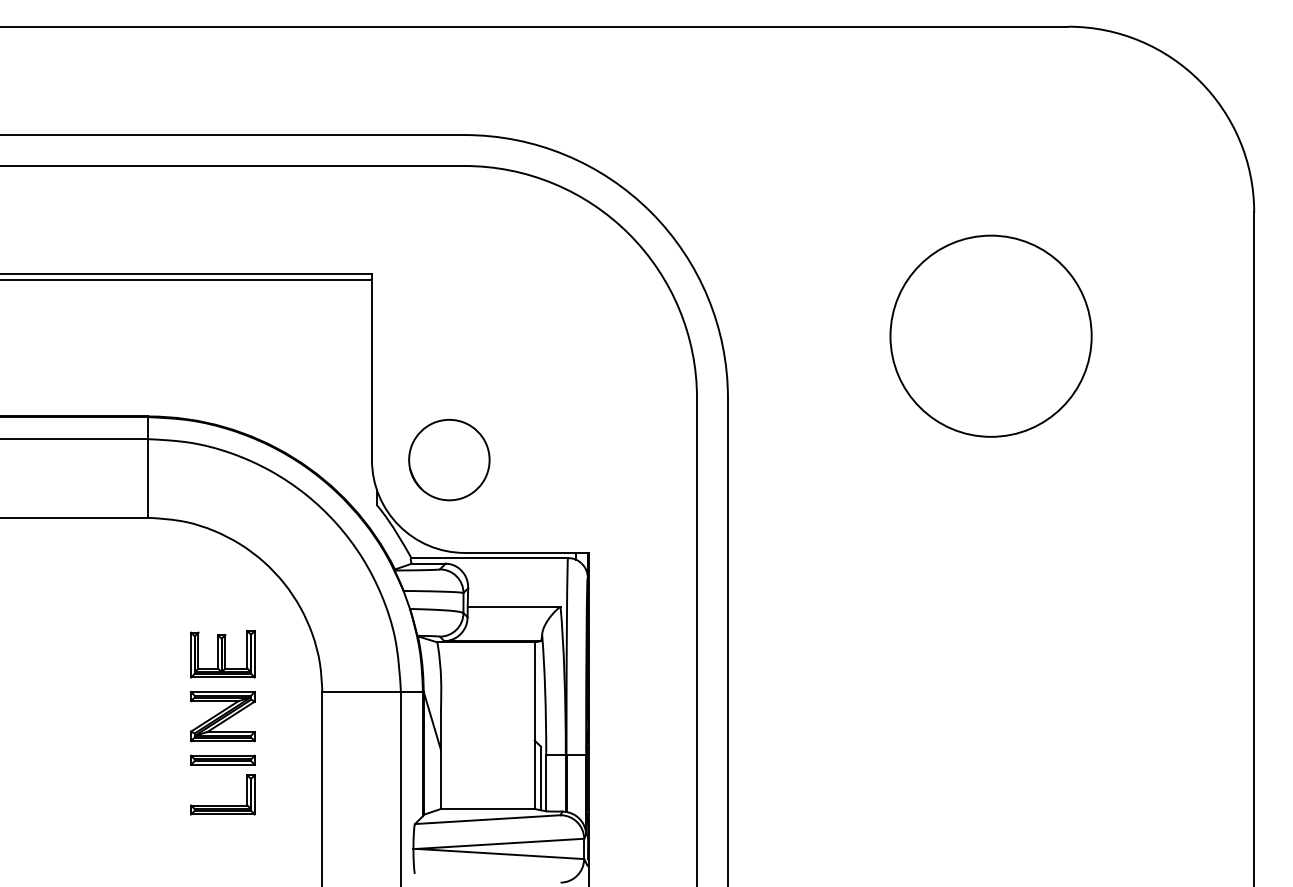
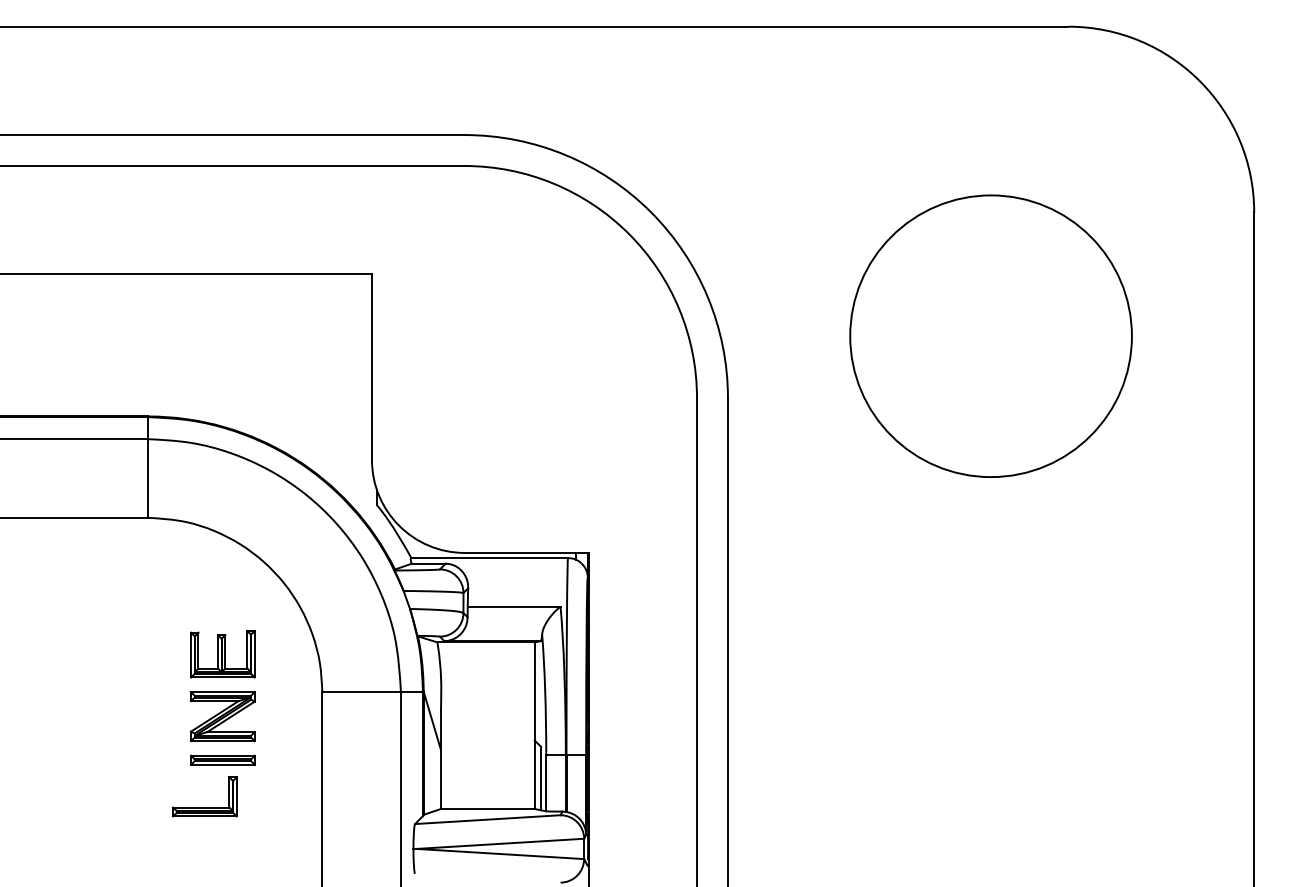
line: present -> none (186, 279)
circle diameter: 201 px -> 282 px (990, 336)
circle: present -> none (449, 460)
part position: (222, 805) -> (204, 807) (204, 807)
